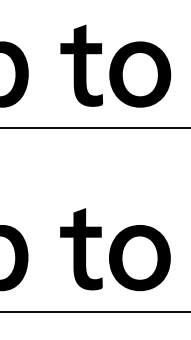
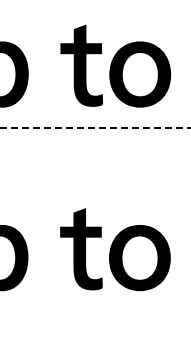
line: solid -> dashed (95, 128)
line: present -> none (94, 311)
